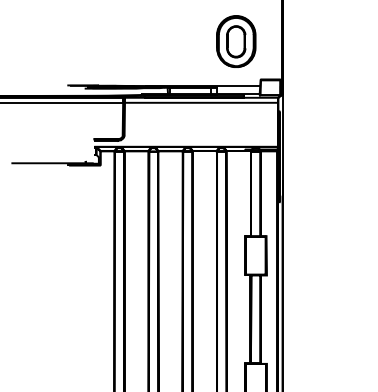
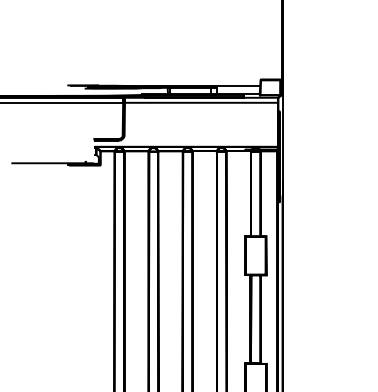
part: present -> none (236, 41)
